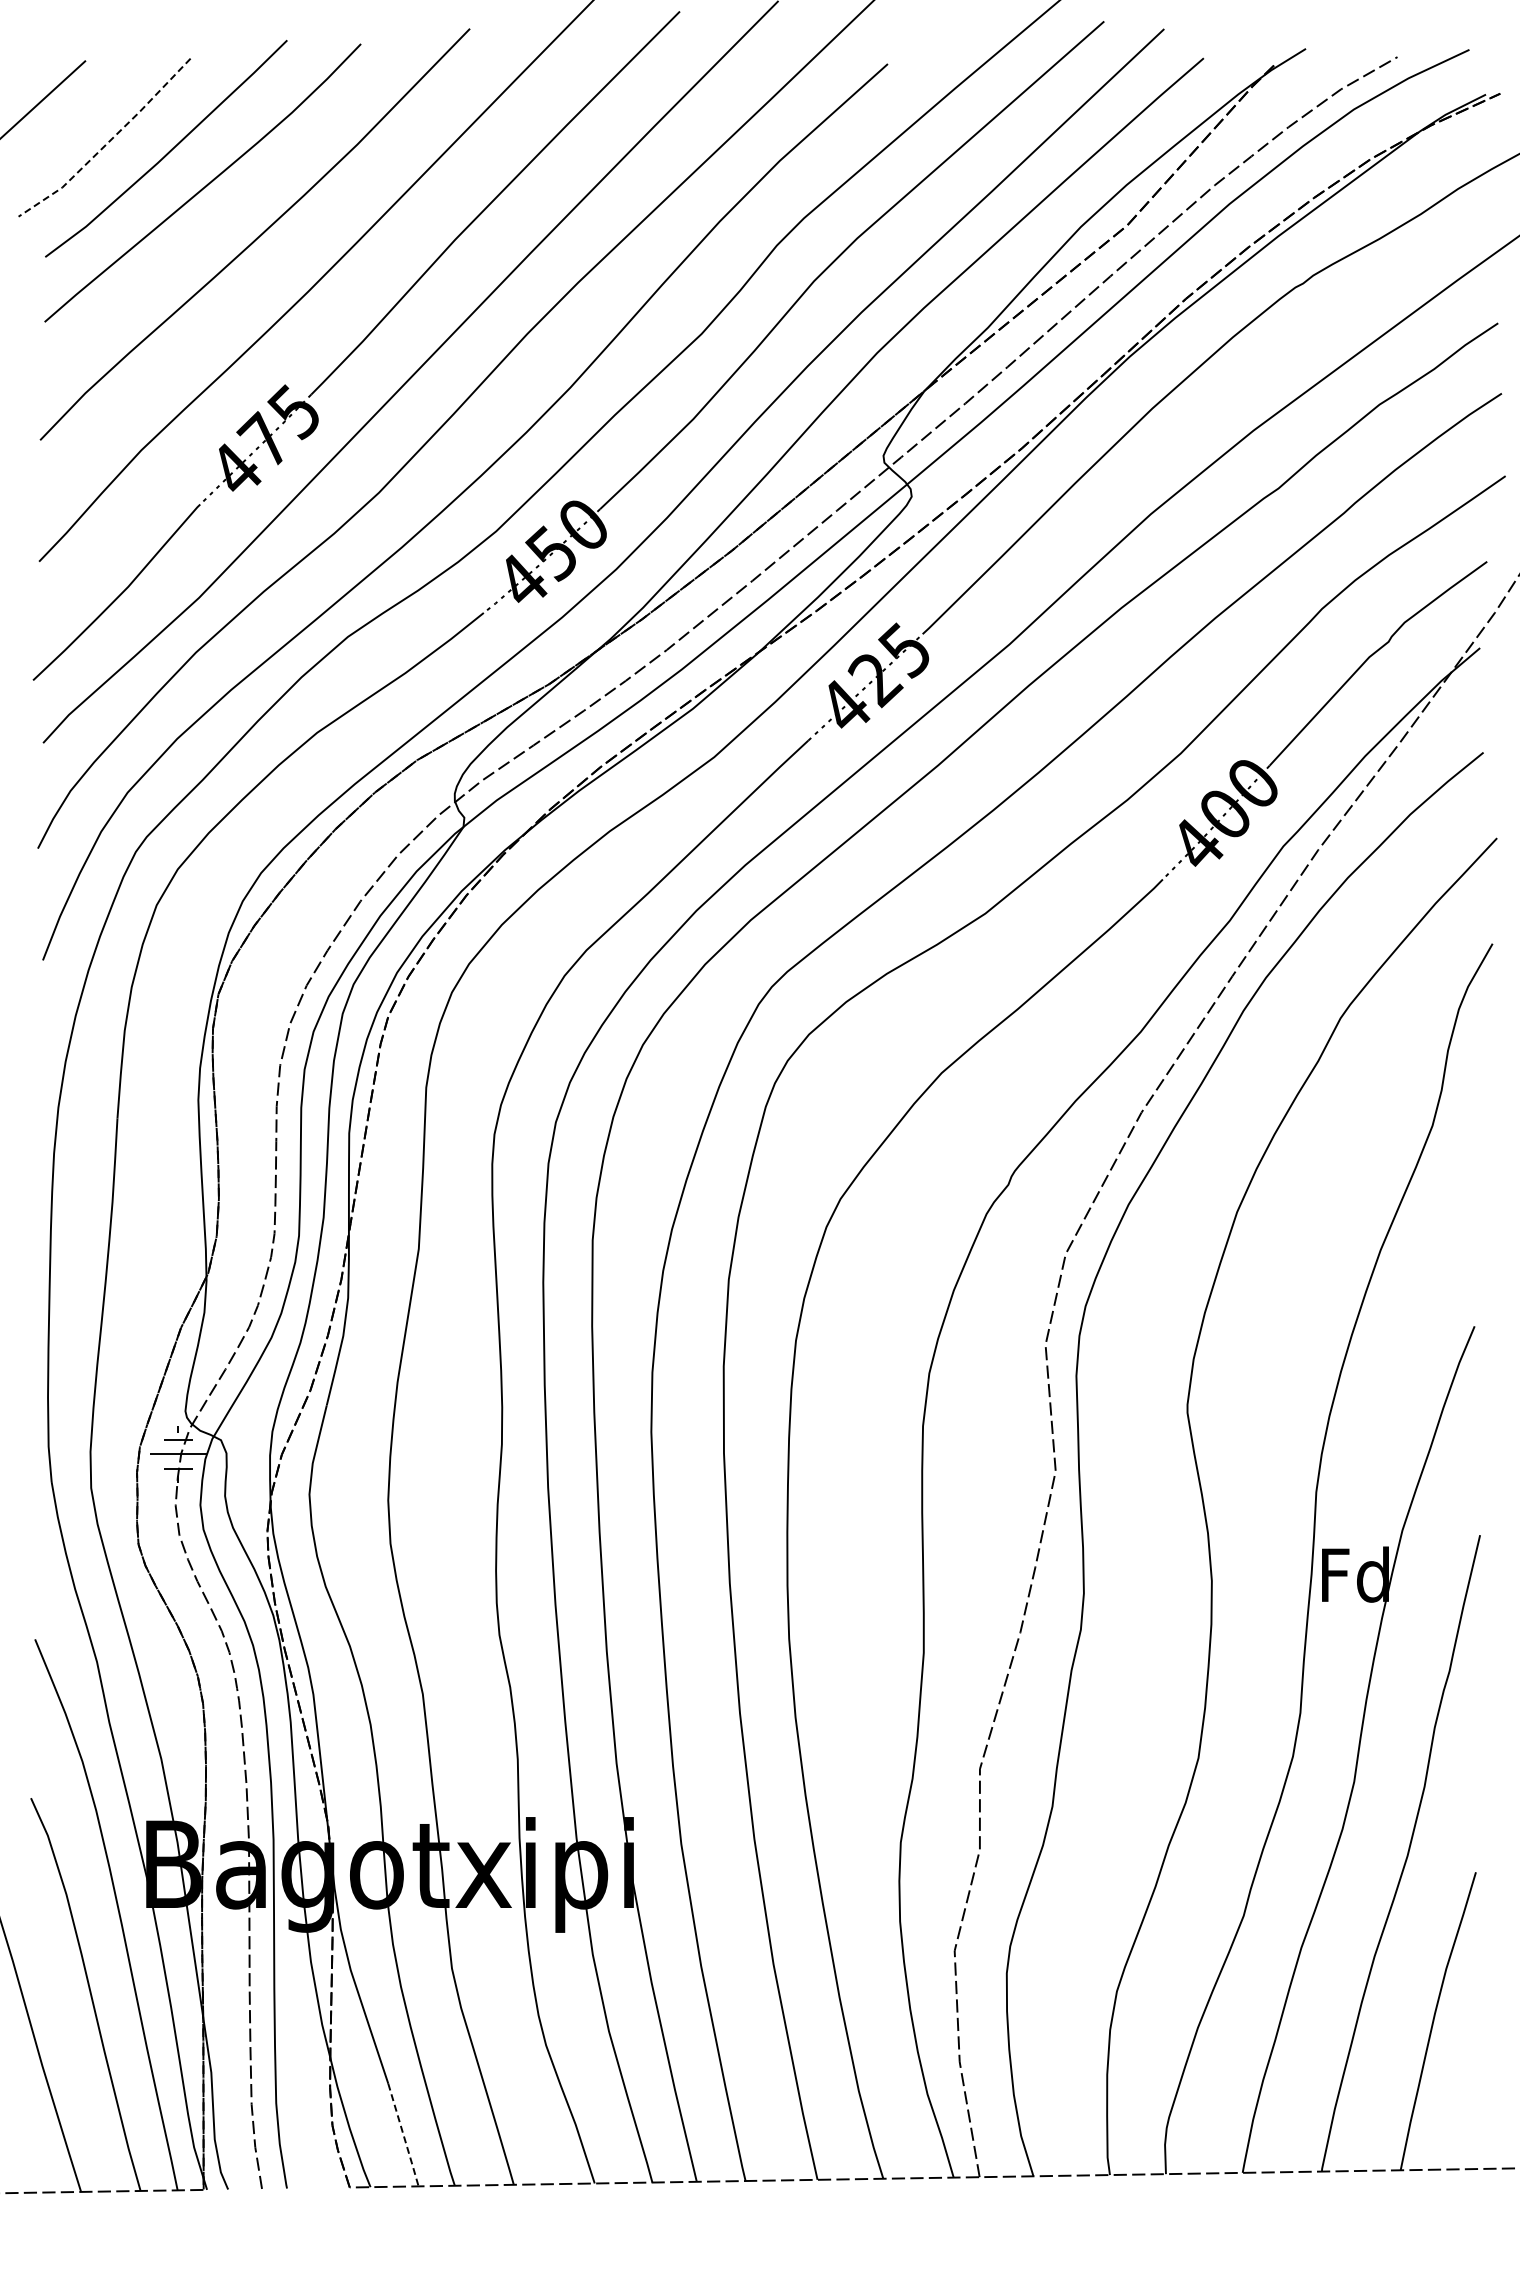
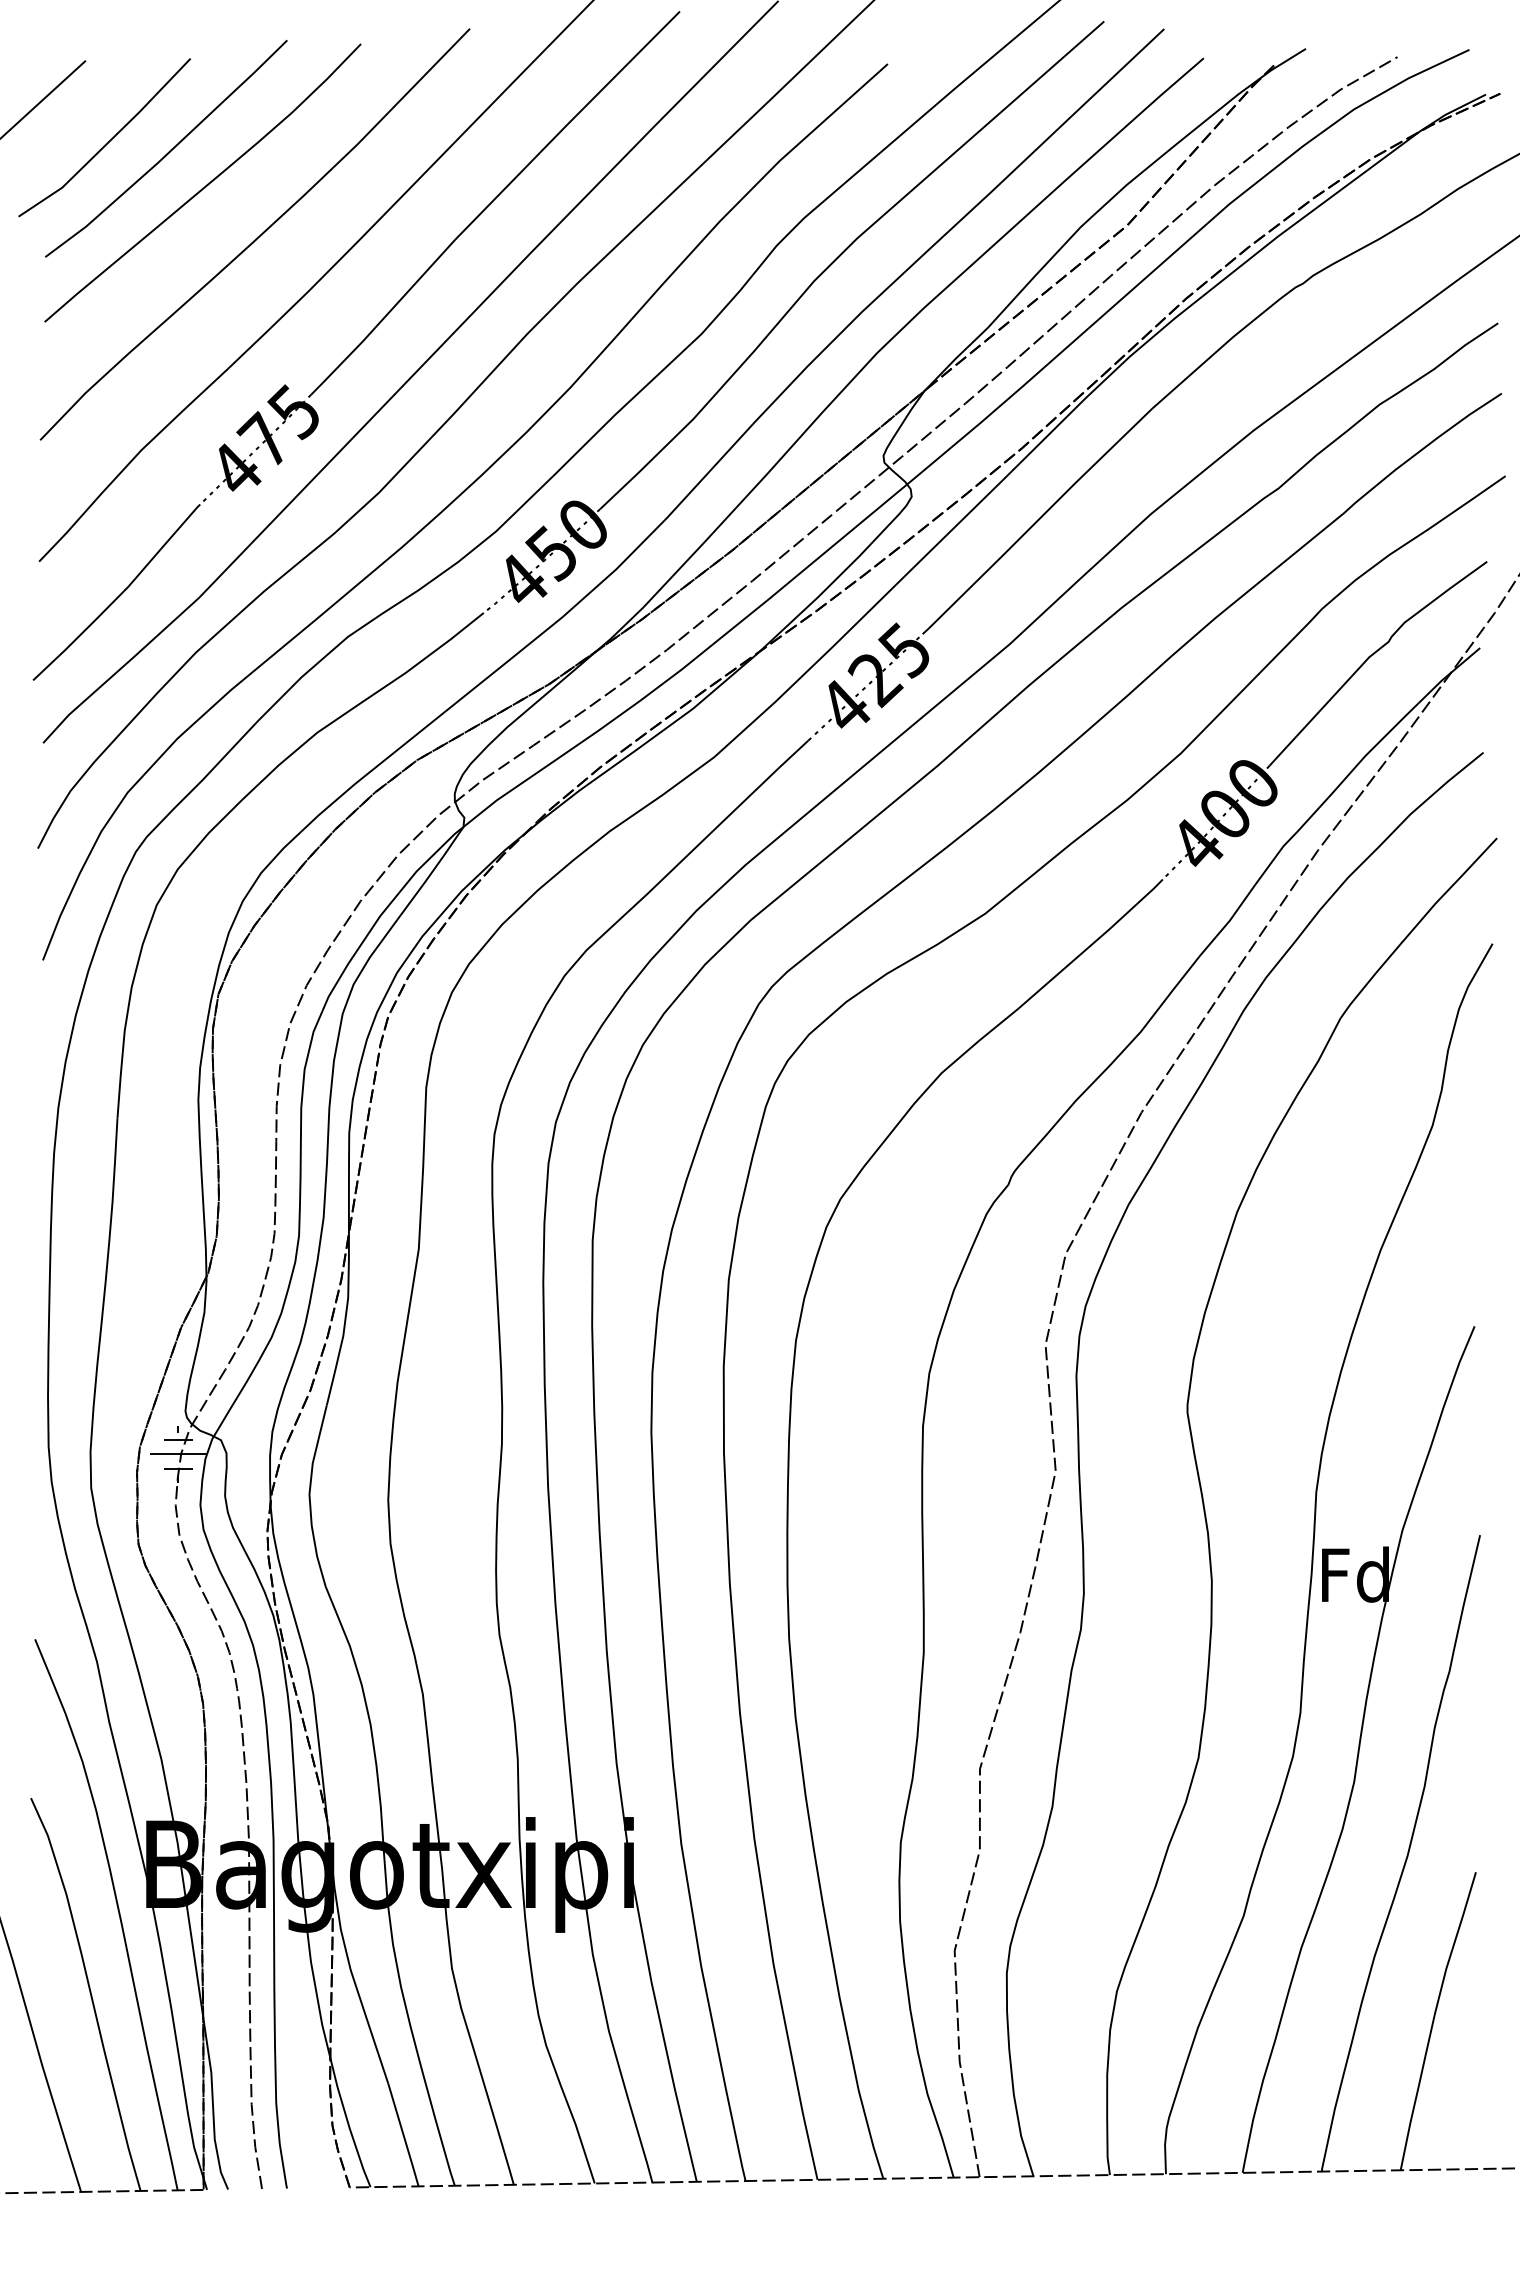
line: dashed -> solid (108, 142)
line: dashed -> solid (403, 2136)
